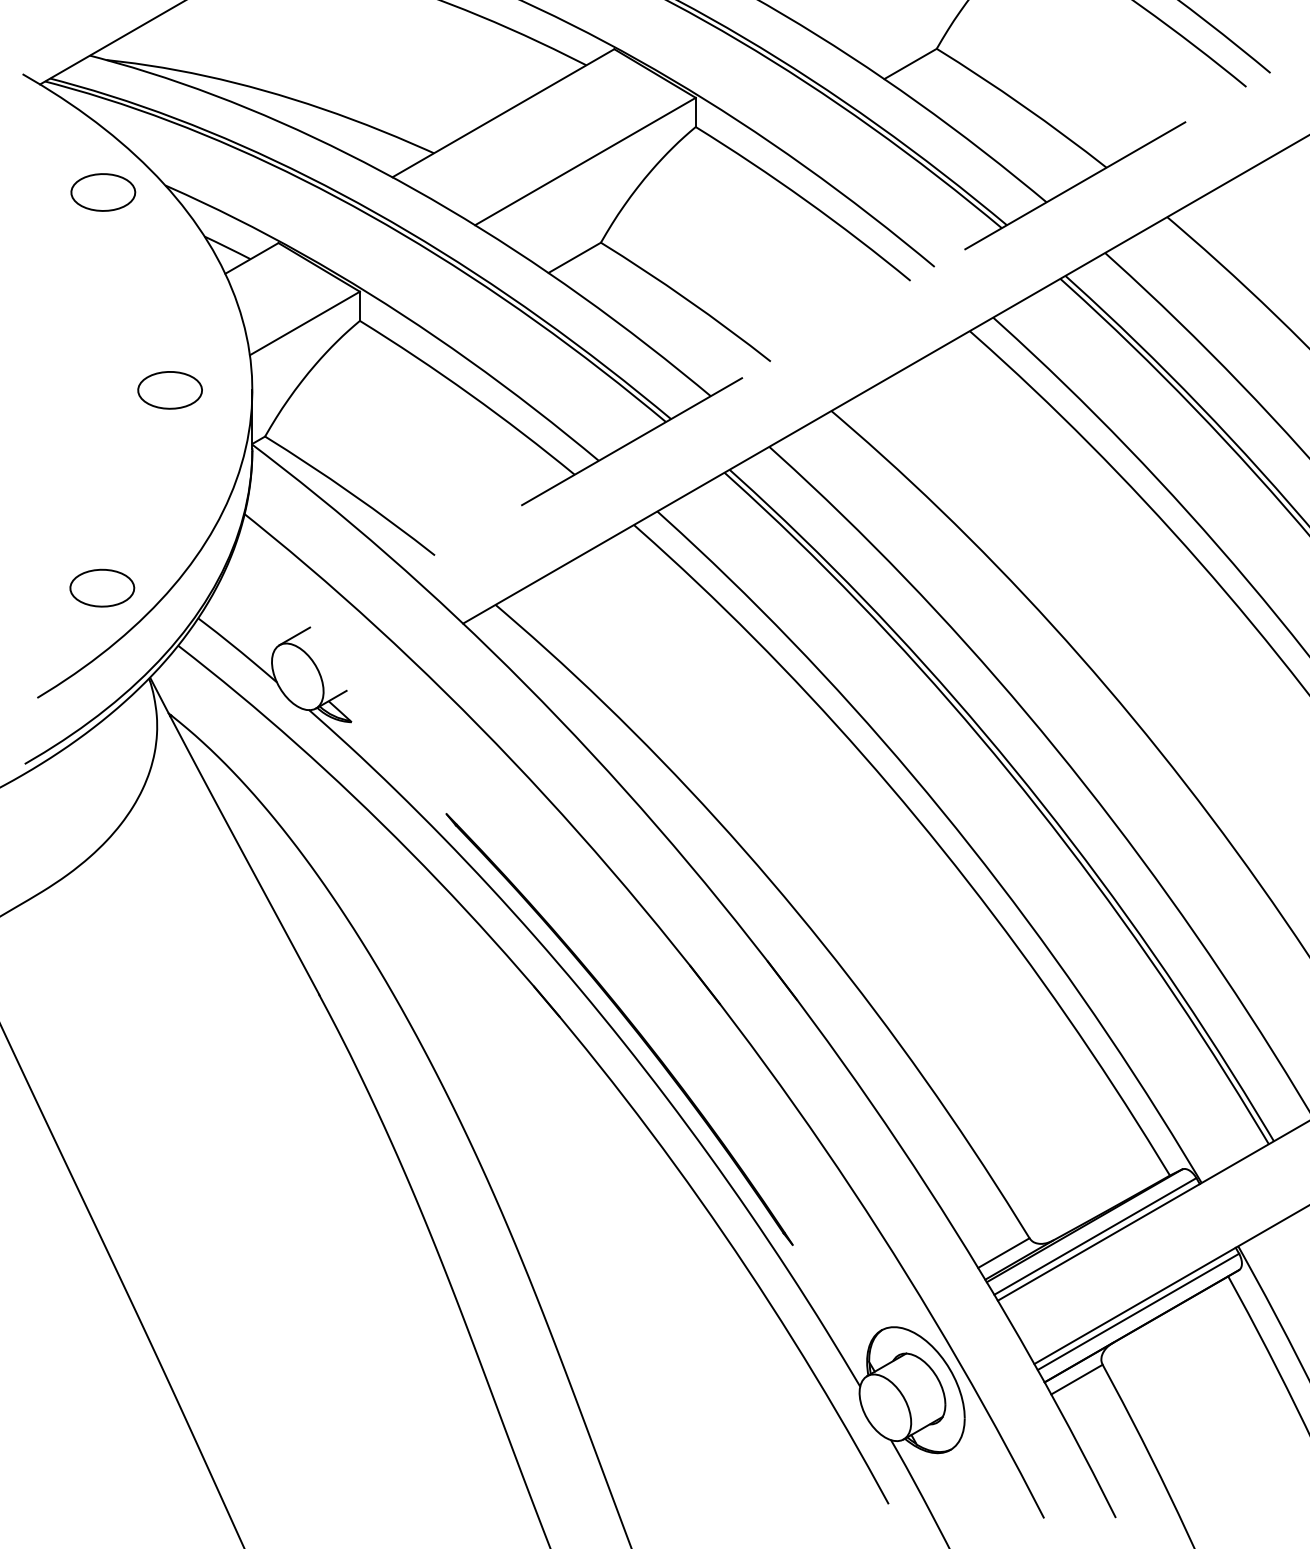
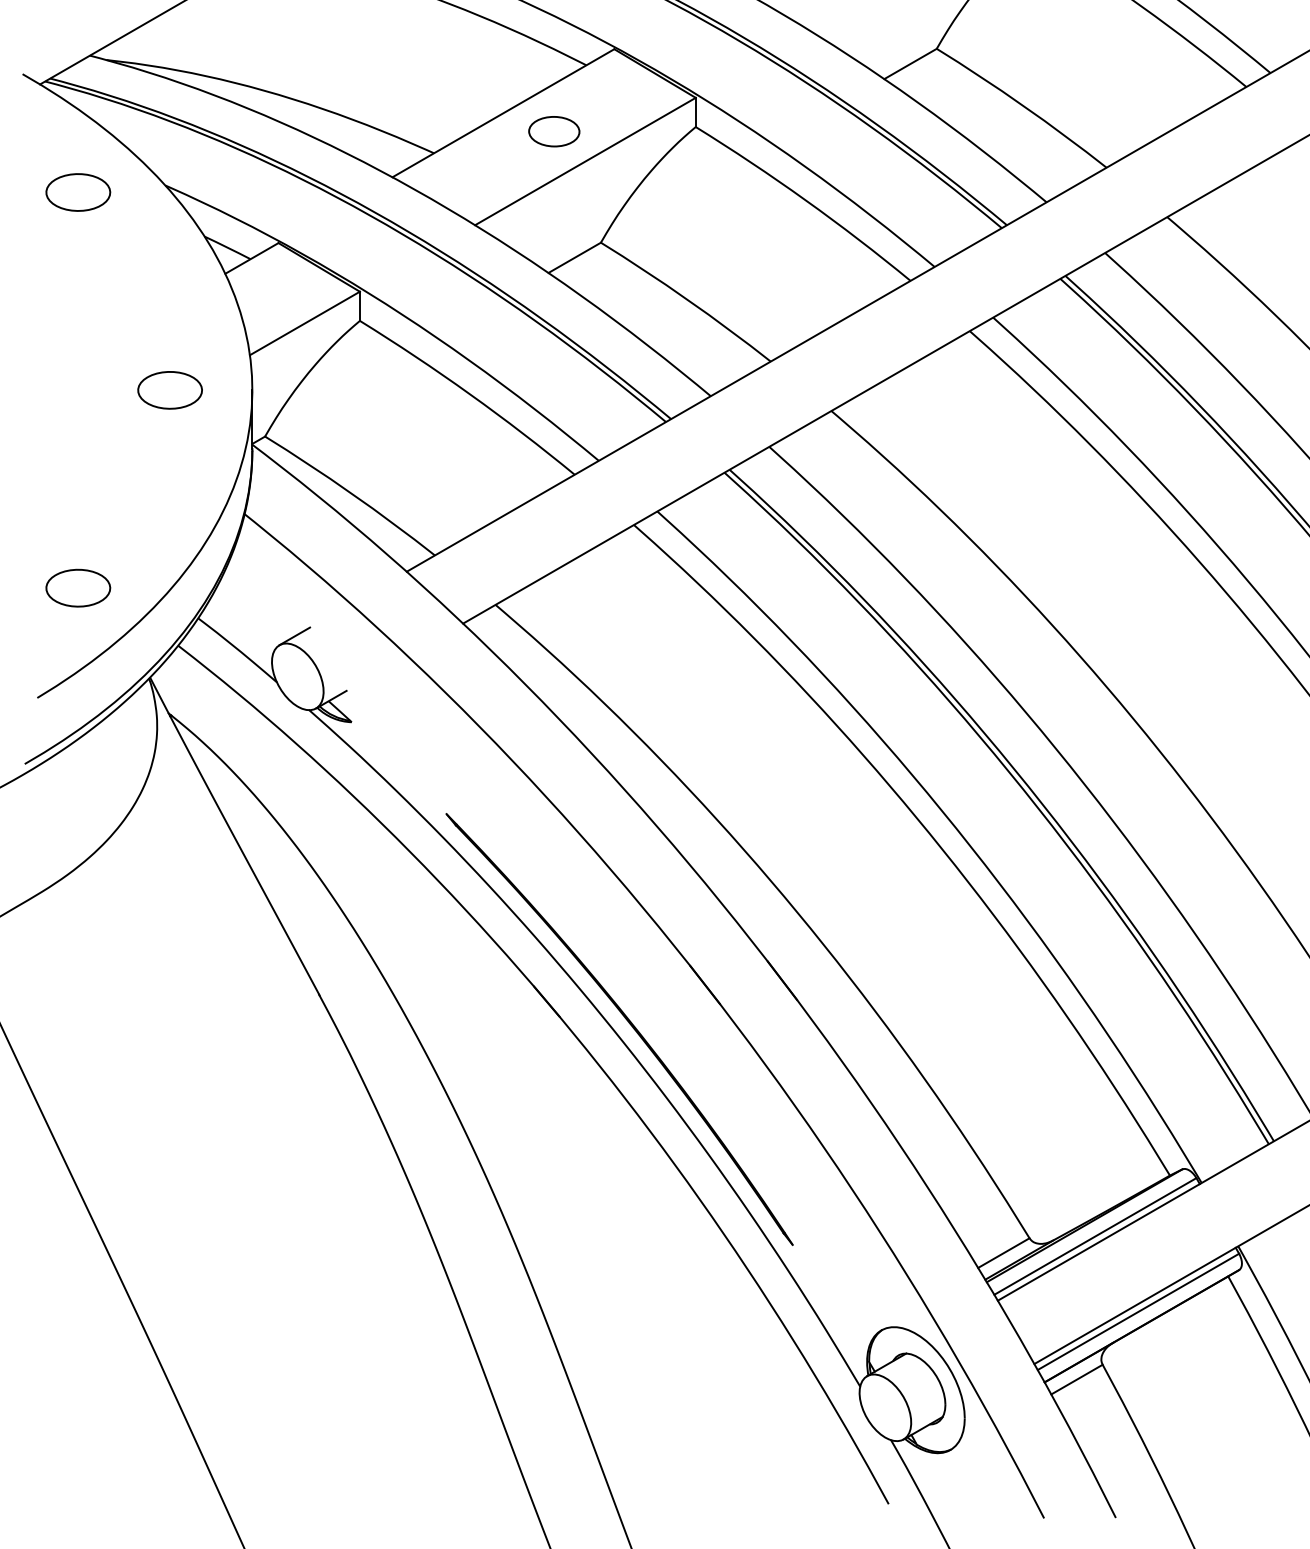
part: none -> present (554, 131)
part position: (103, 192) -> (78, 192) (78, 192)
line: dashed -> solid (857, 311)
part position: (102, 587) -> (78, 587) (78, 587)
